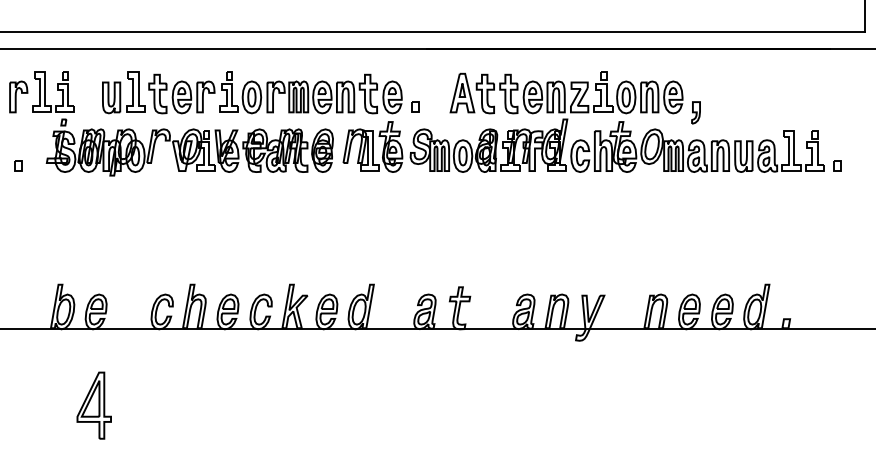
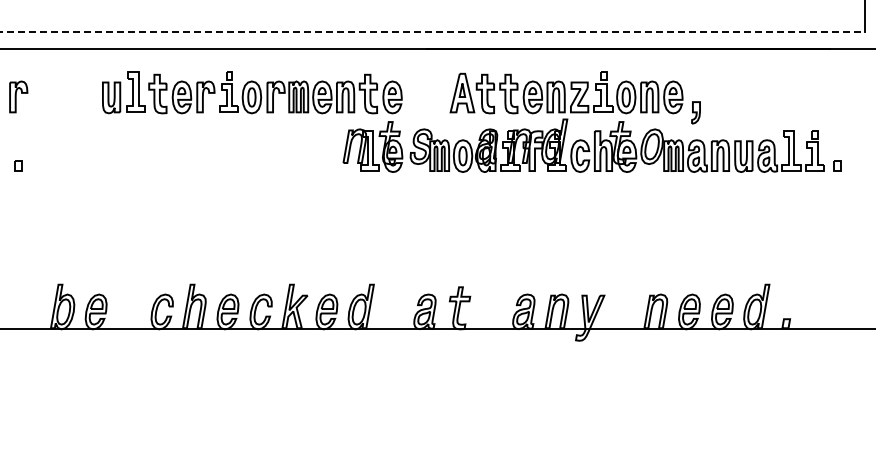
line: solid -> dashed (432, 31)
part: present -> none (415, 106)
part: present -> none (188, 129)
part: present -> none (93, 405)
